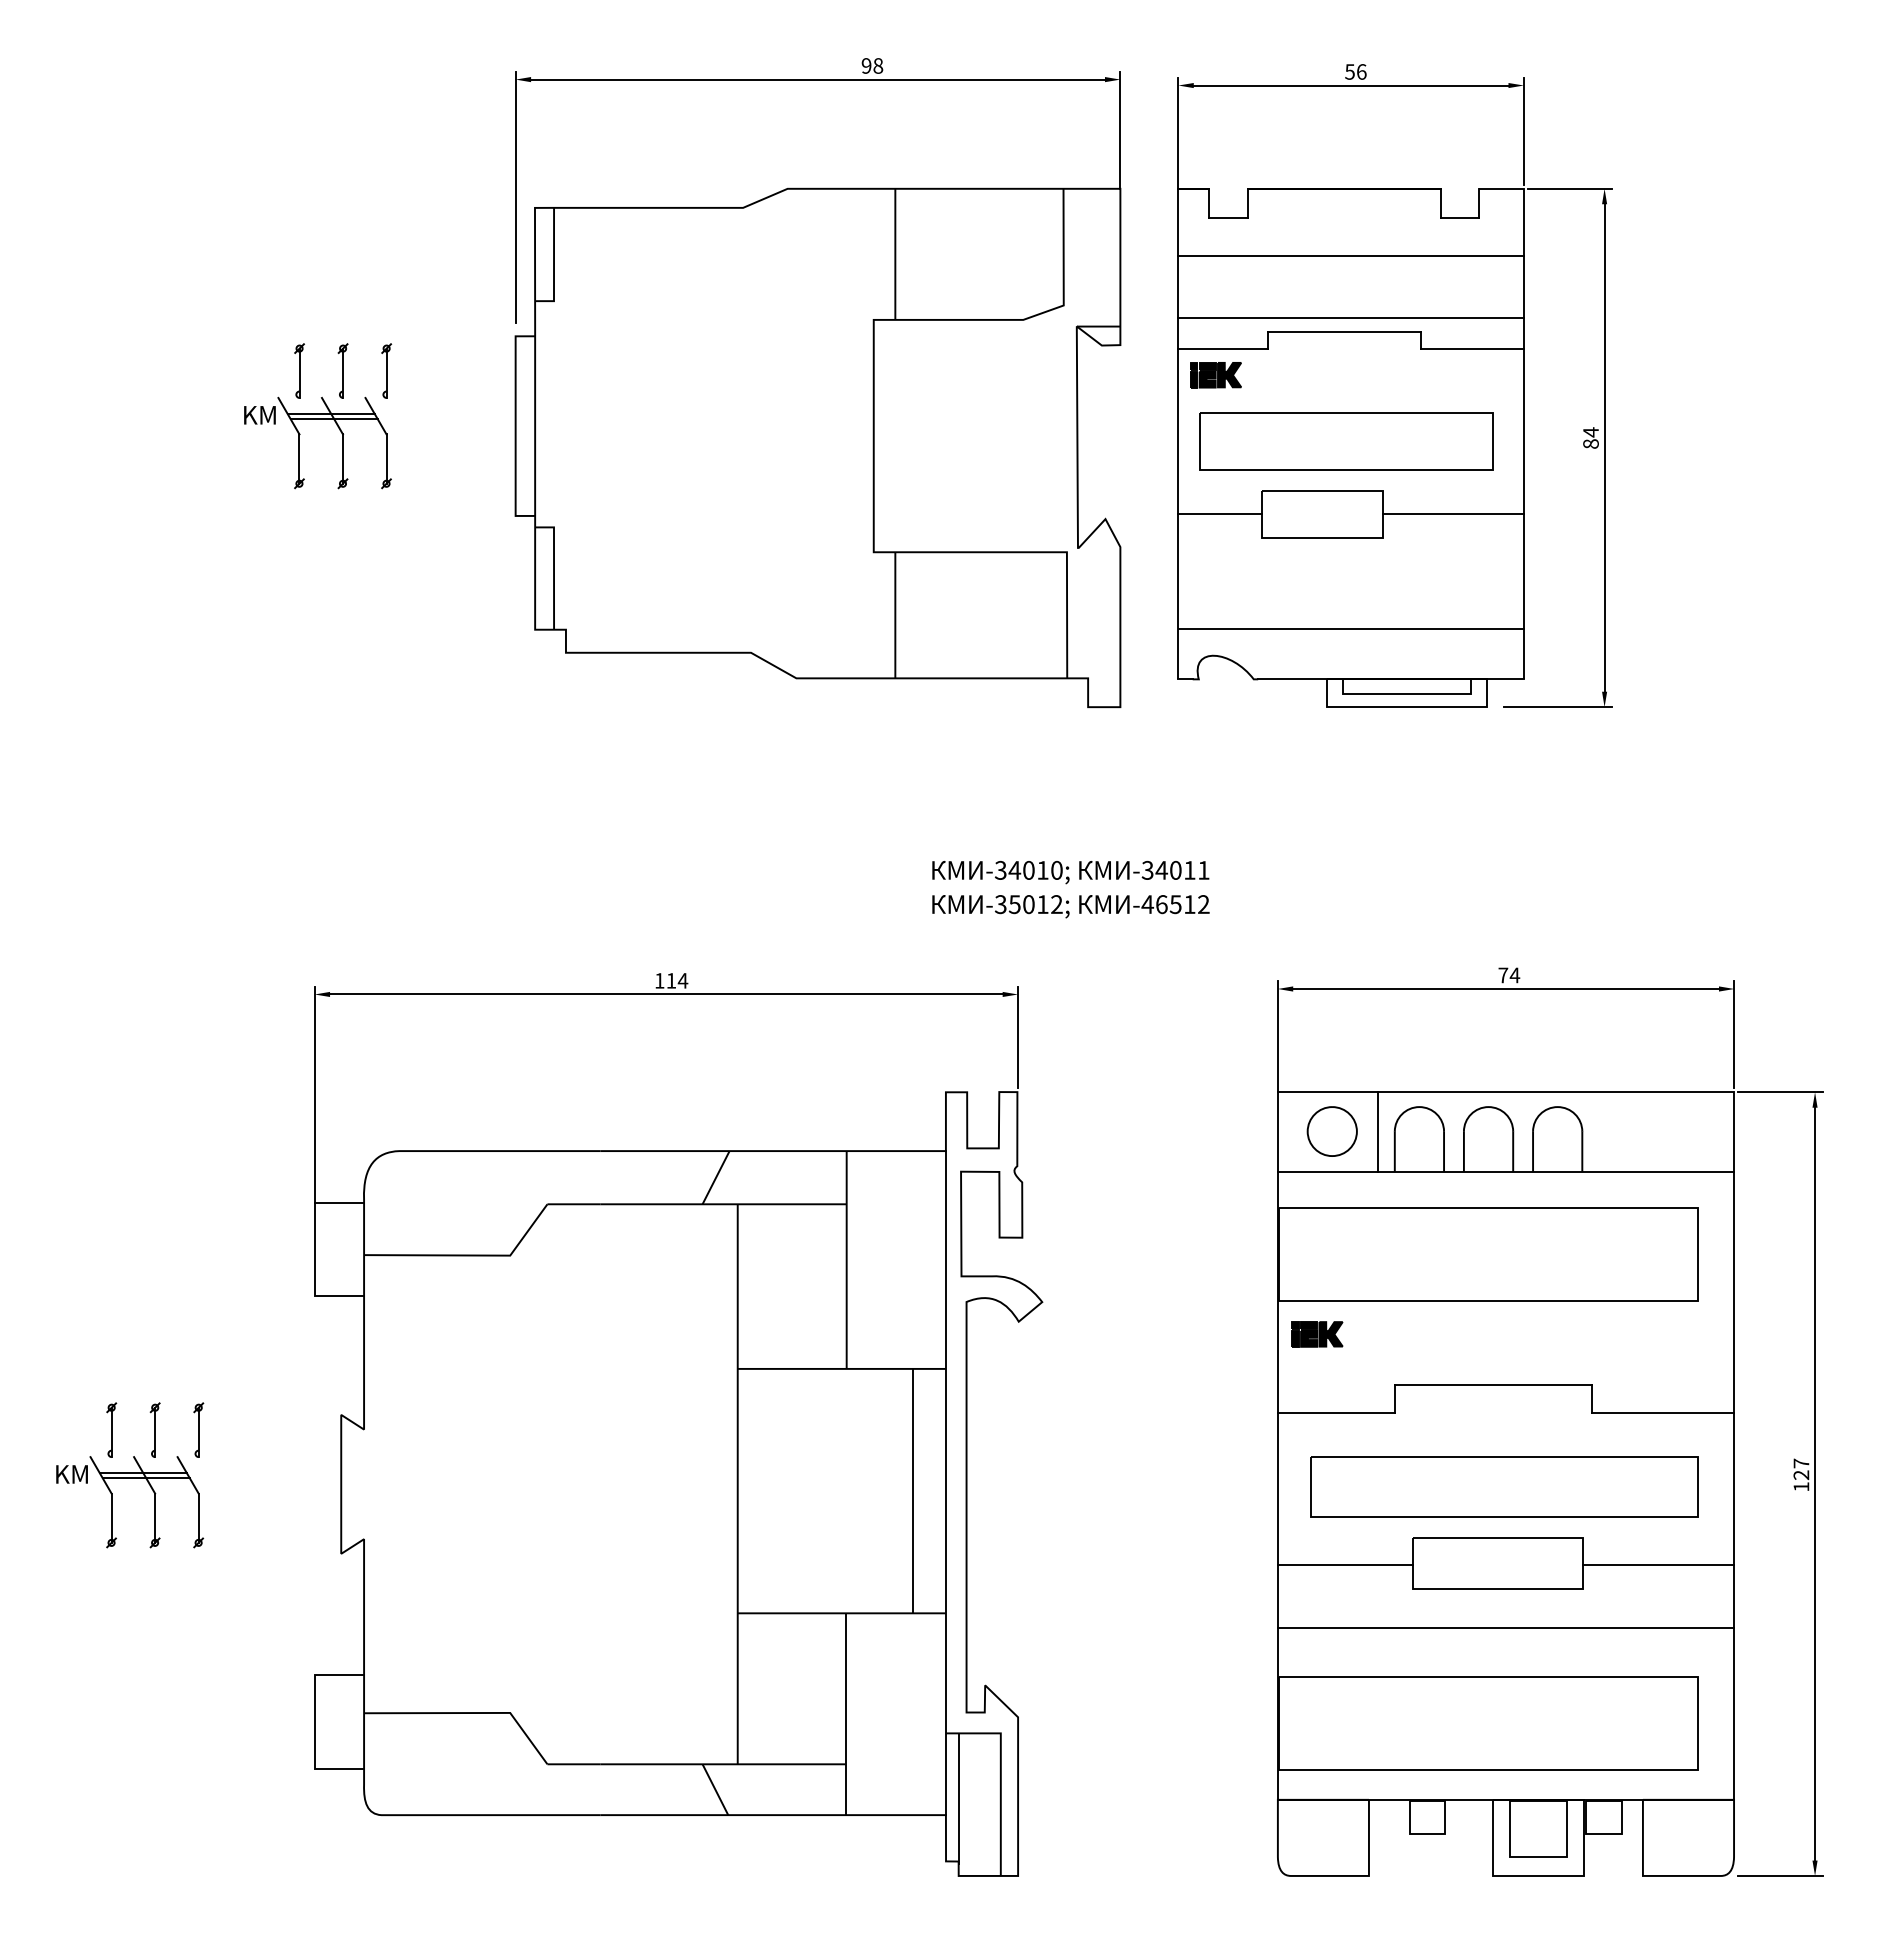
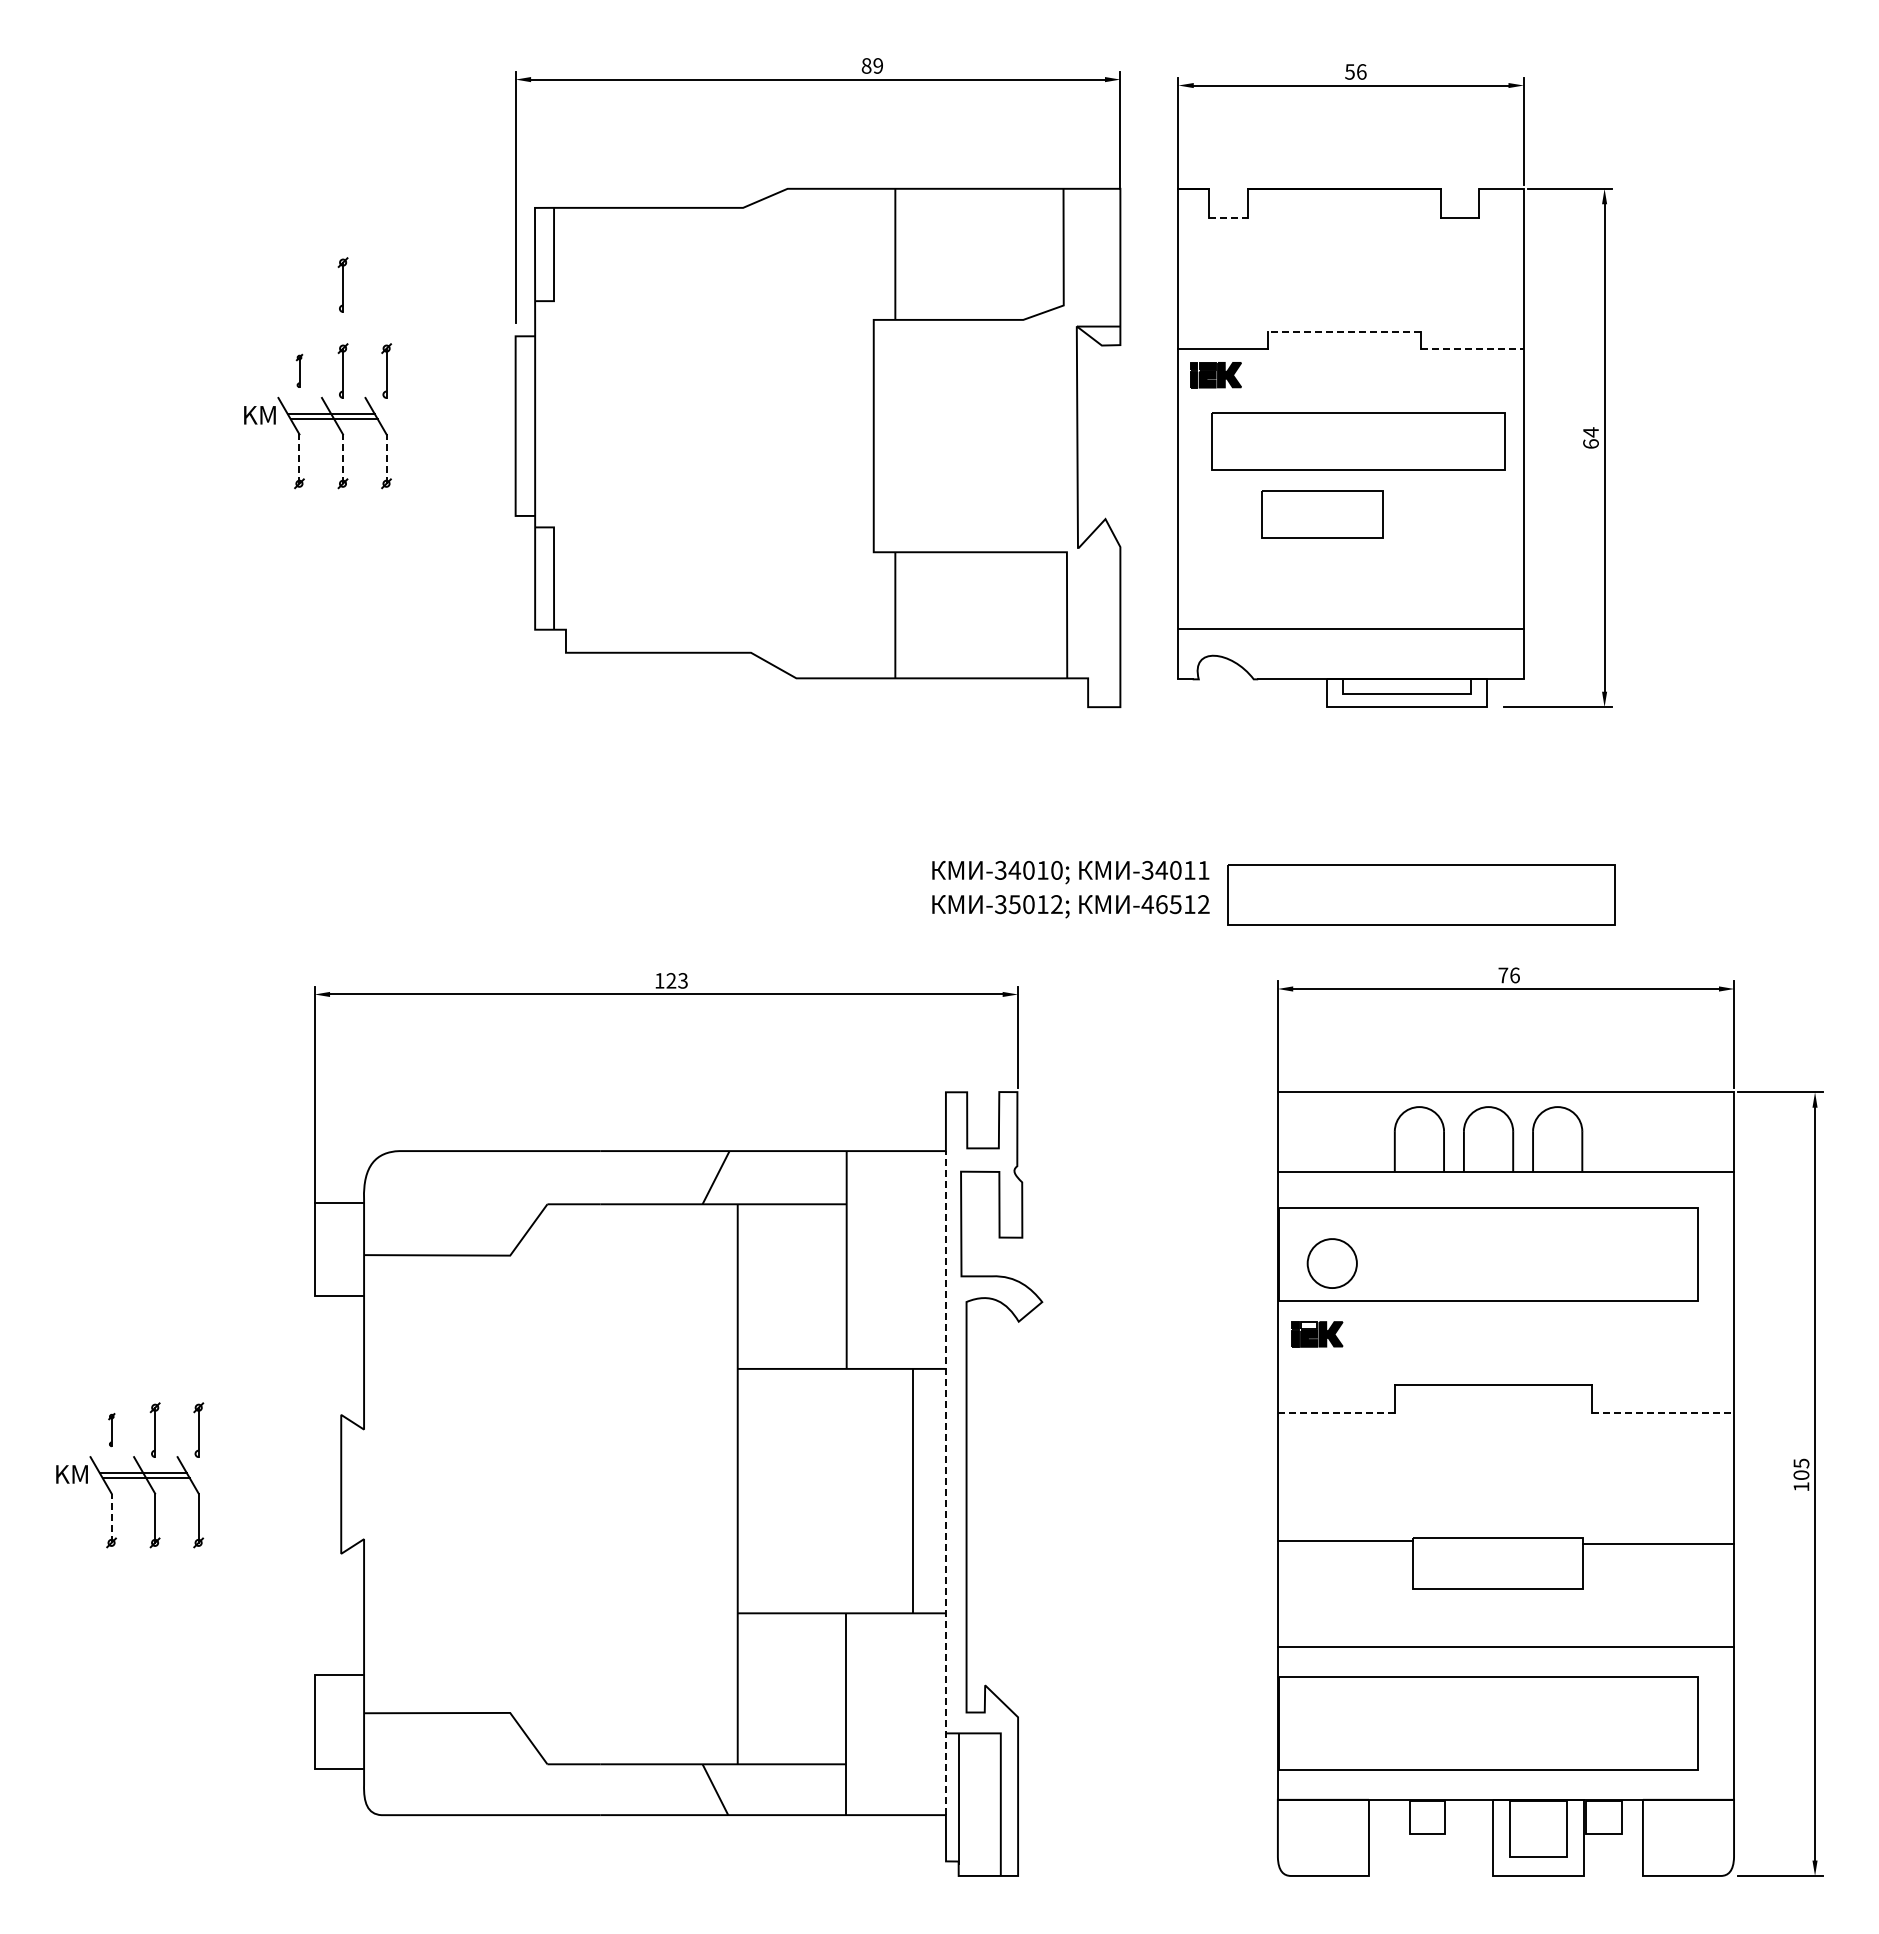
text: 98 -> 89 (872, 65)
line: solid -> dashed (1228, 218)
line: present -> none (1350, 255)
part: none -> present (342, 284)
line: present -> none (1350, 317)
line: solid -> dashed (1344, 331)
line: solid -> dashed (1472, 348)
part size: 11x56 px -> 9x35 px (299, 370)
part position: (1346, 441) -> (1358, 441) (1358, 441)
text: 84 -> 64 (1590, 443)
line: solid -> dashed (299, 459)
line: solid -> dashed (342, 459)
line: solid -> dashed (386, 459)
line: present -> none (1220, 514)
line: present -> none (1453, 514)
text: 74 -> 76 (1514, 975)
text: 114 -> 123 (677, 980)
part position: (1331, 1131) -> (1331, 1263) (1331, 1263)
line: present -> none (1377, 1132)
fill: present -> none (1309, 1325)
line: solid -> dashed (1336, 1412)
line: solid -> dashed (1663, 1412)
part size: 12x56 px -> 8x35 px (111, 1430)
text: 127 -> 105 (1801, 1469)
line: solid -> dashed (945, 1482)
part position: (1504, 1486) -> (1421, 894) (1421, 894)
line: solid -> dashed (111, 1518)
line position: (1345, 1564) -> (1345, 1540) (1345, 1540)
line position: (1658, 1564) -> (1658, 1543) (1658, 1543)
line position: (1505, 1627) -> (1505, 1646) (1505, 1646)
